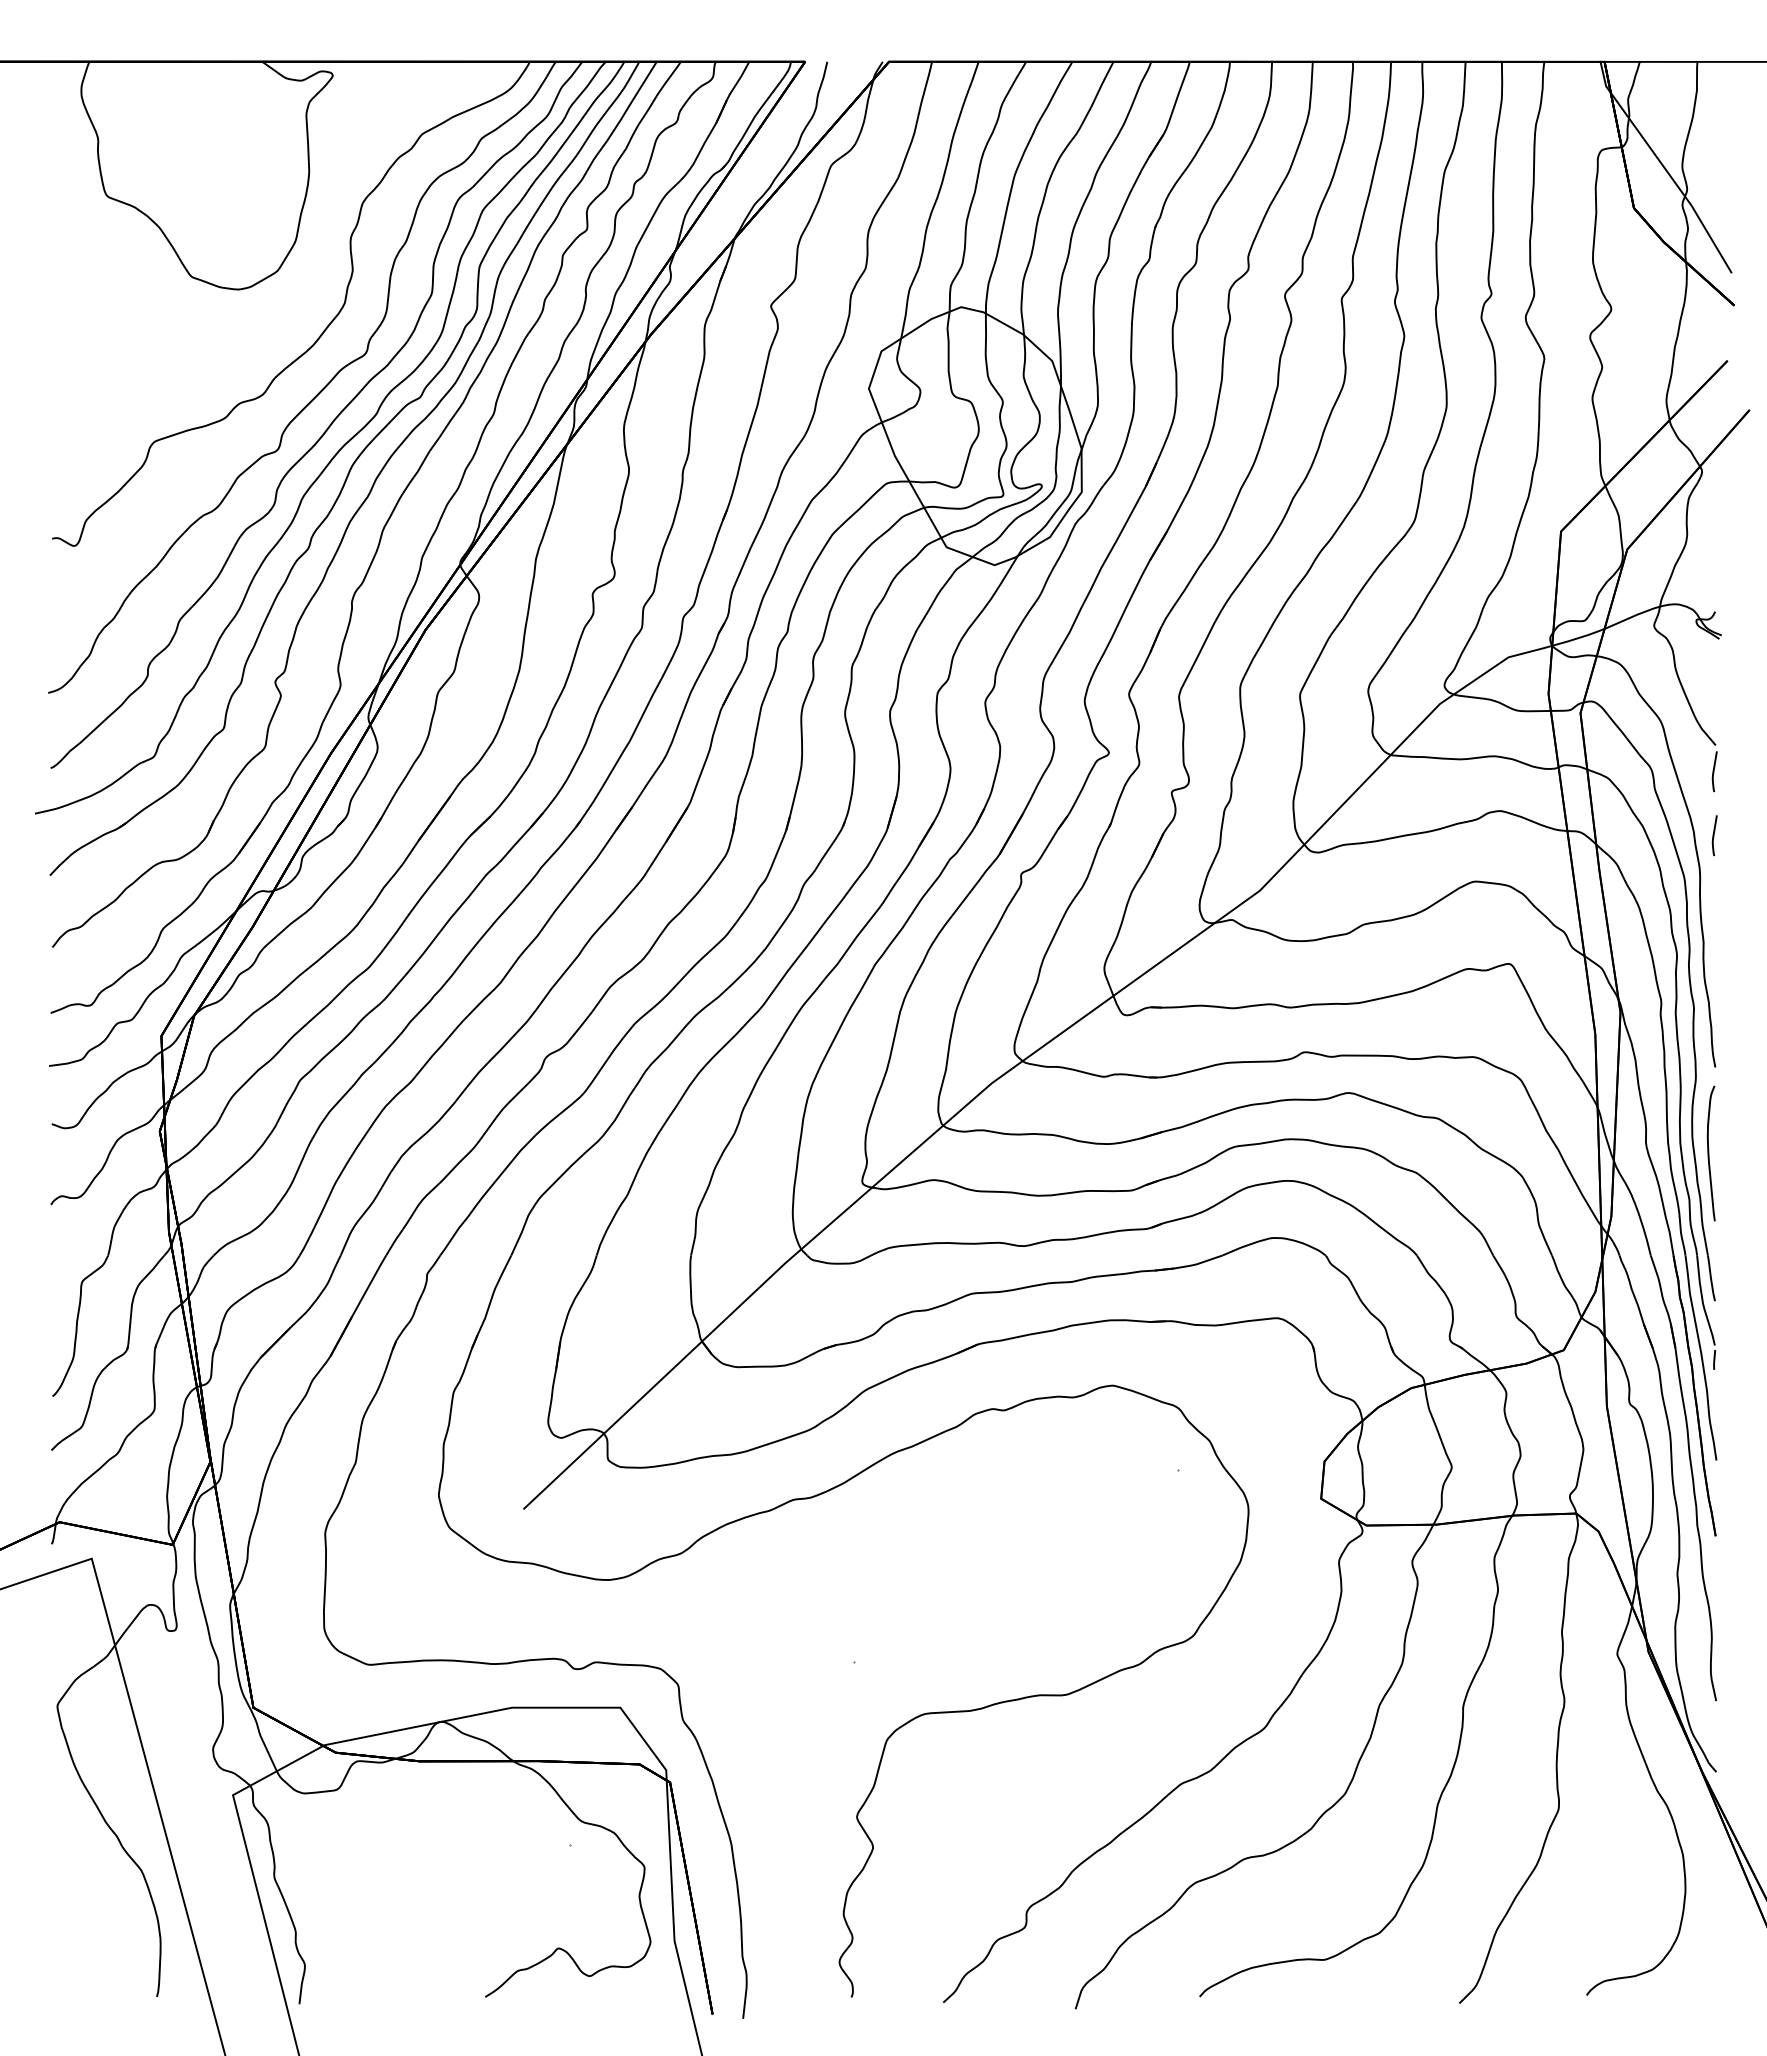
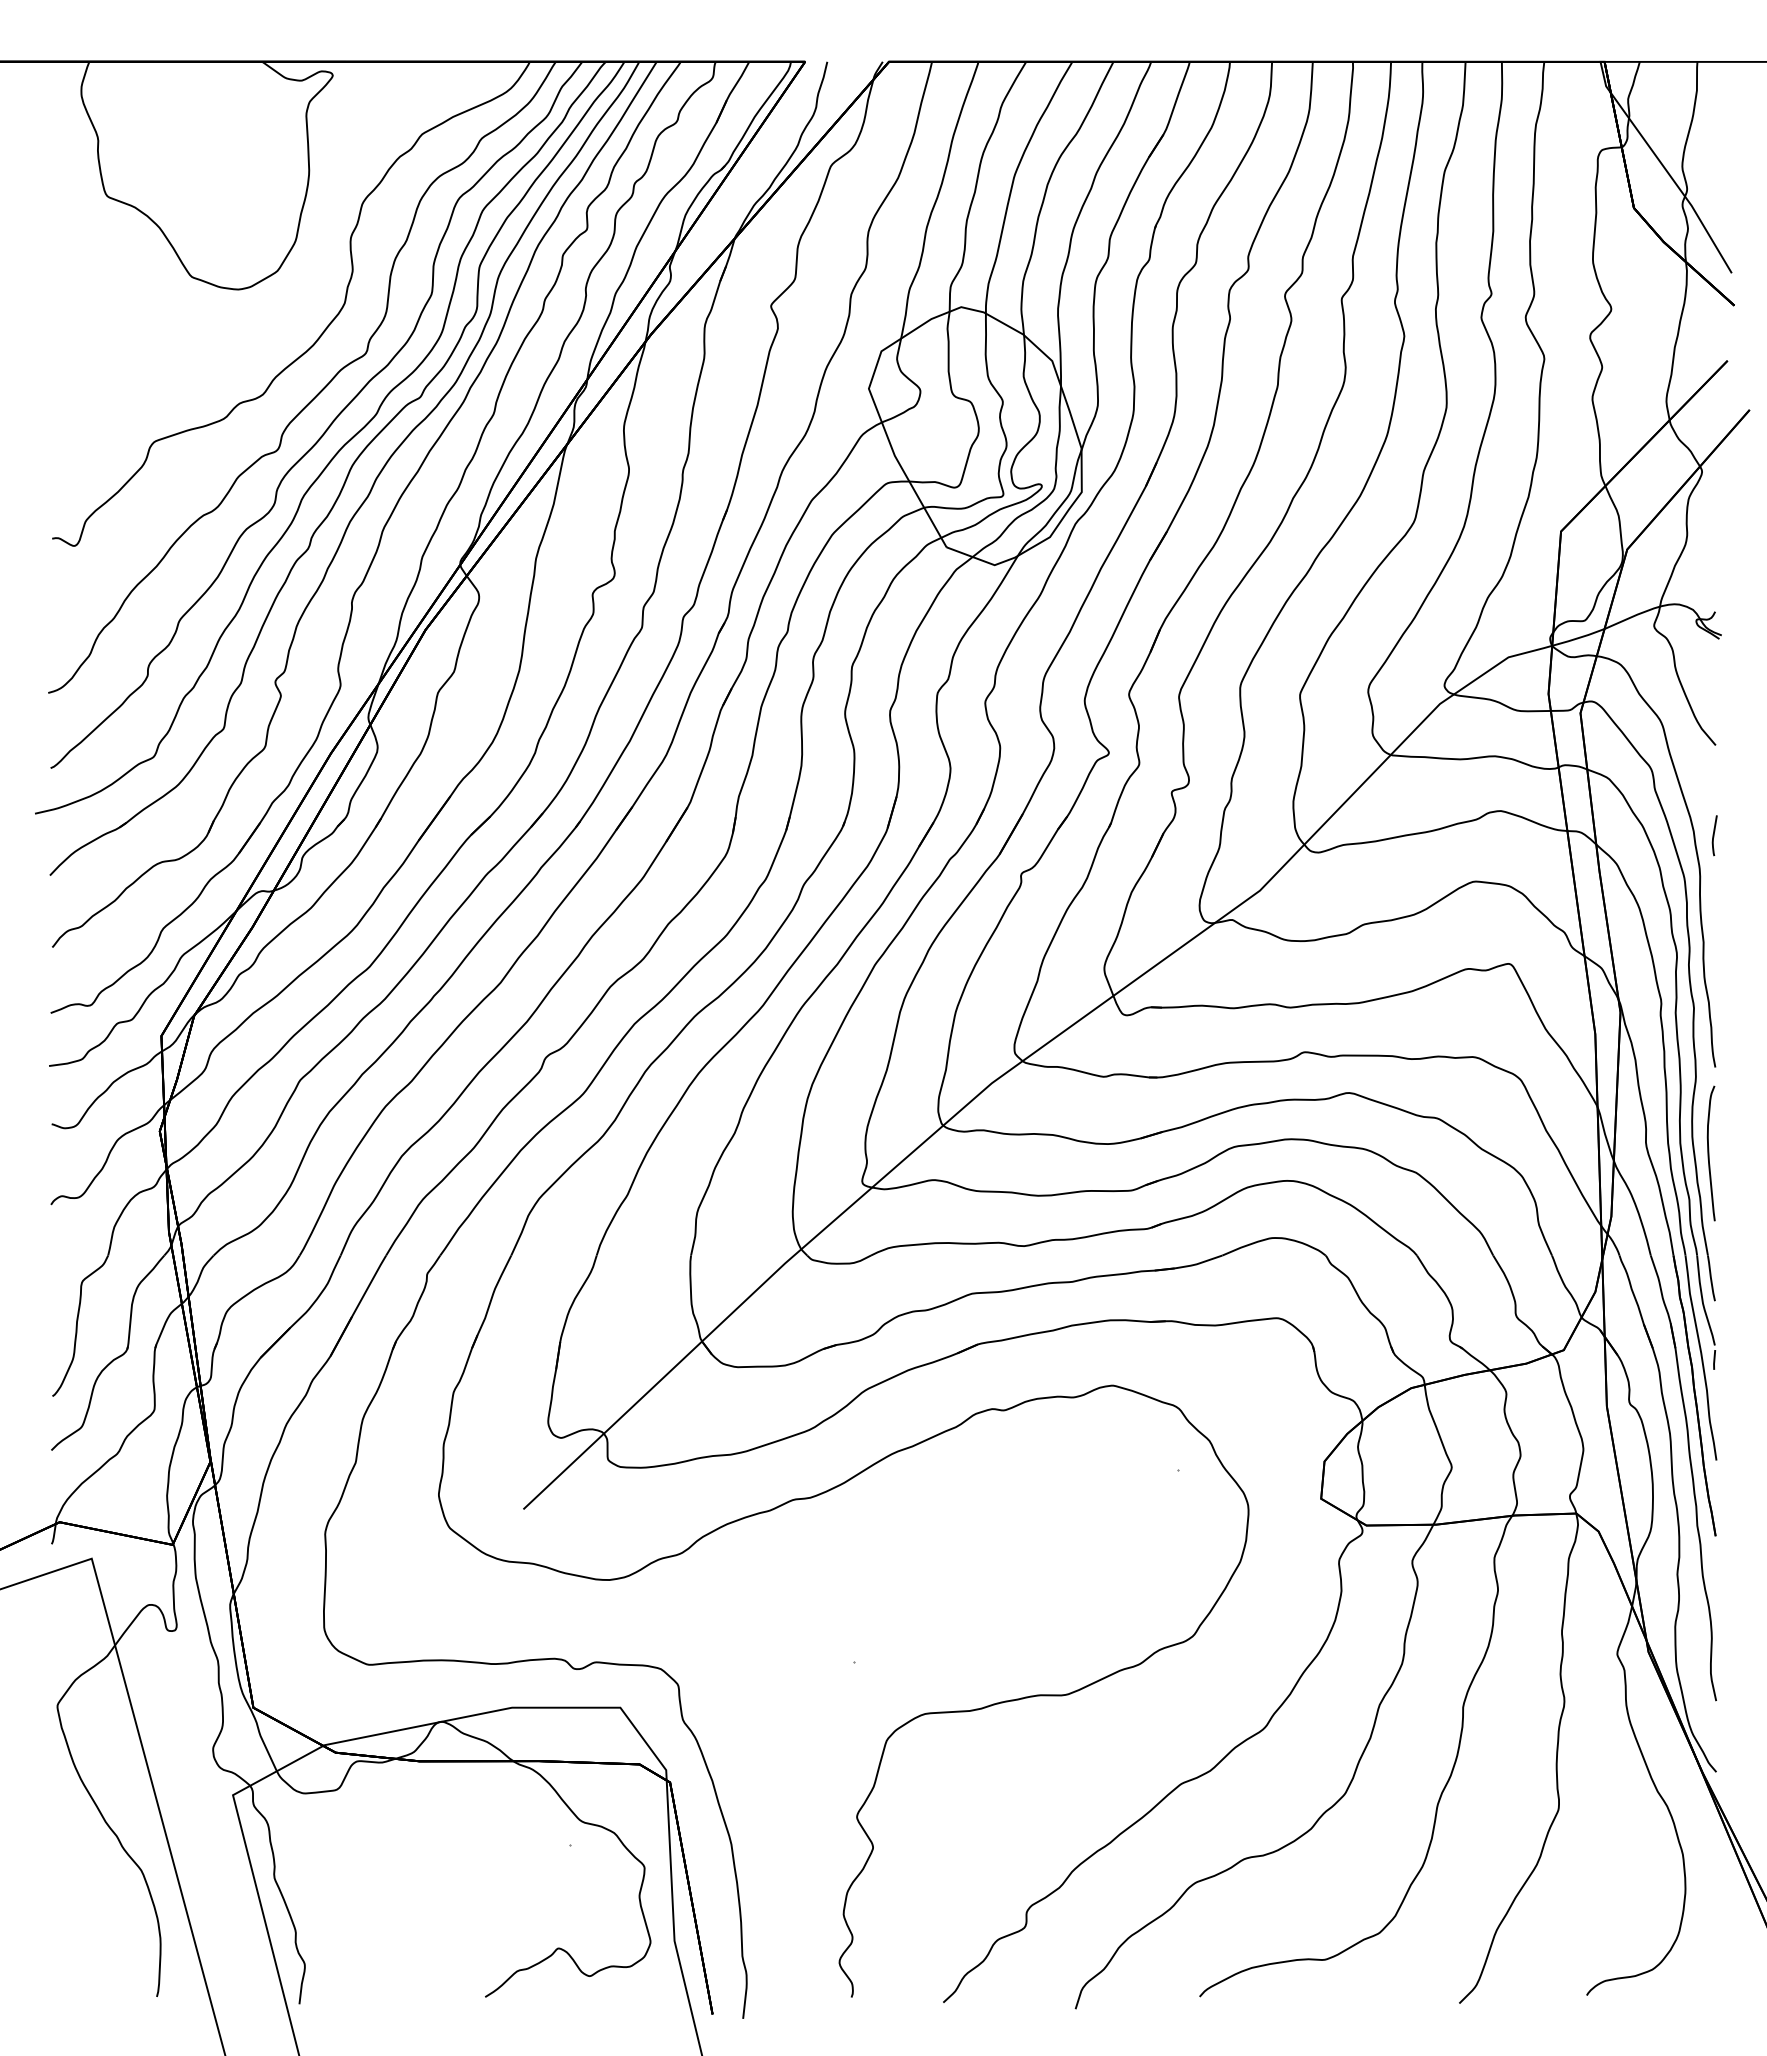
curve: present -> none (1714, 771)
